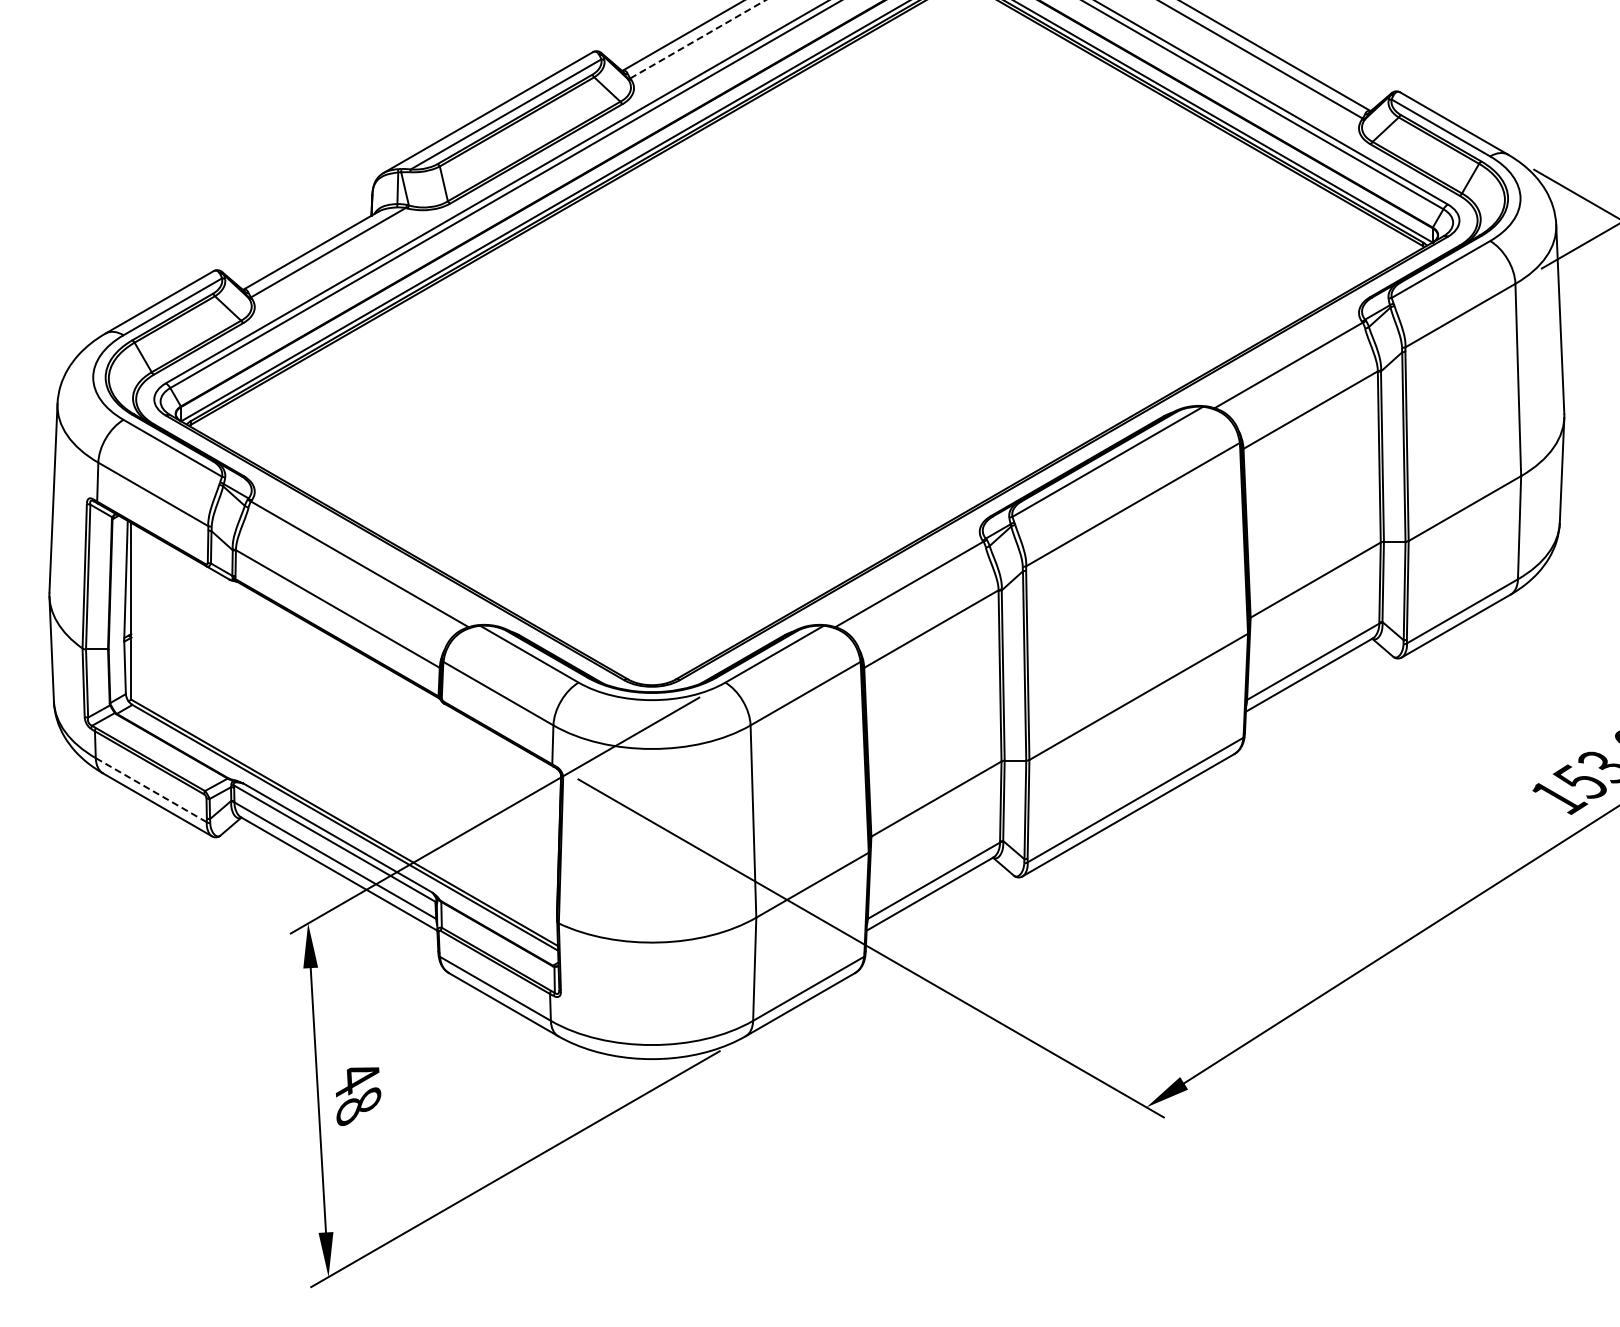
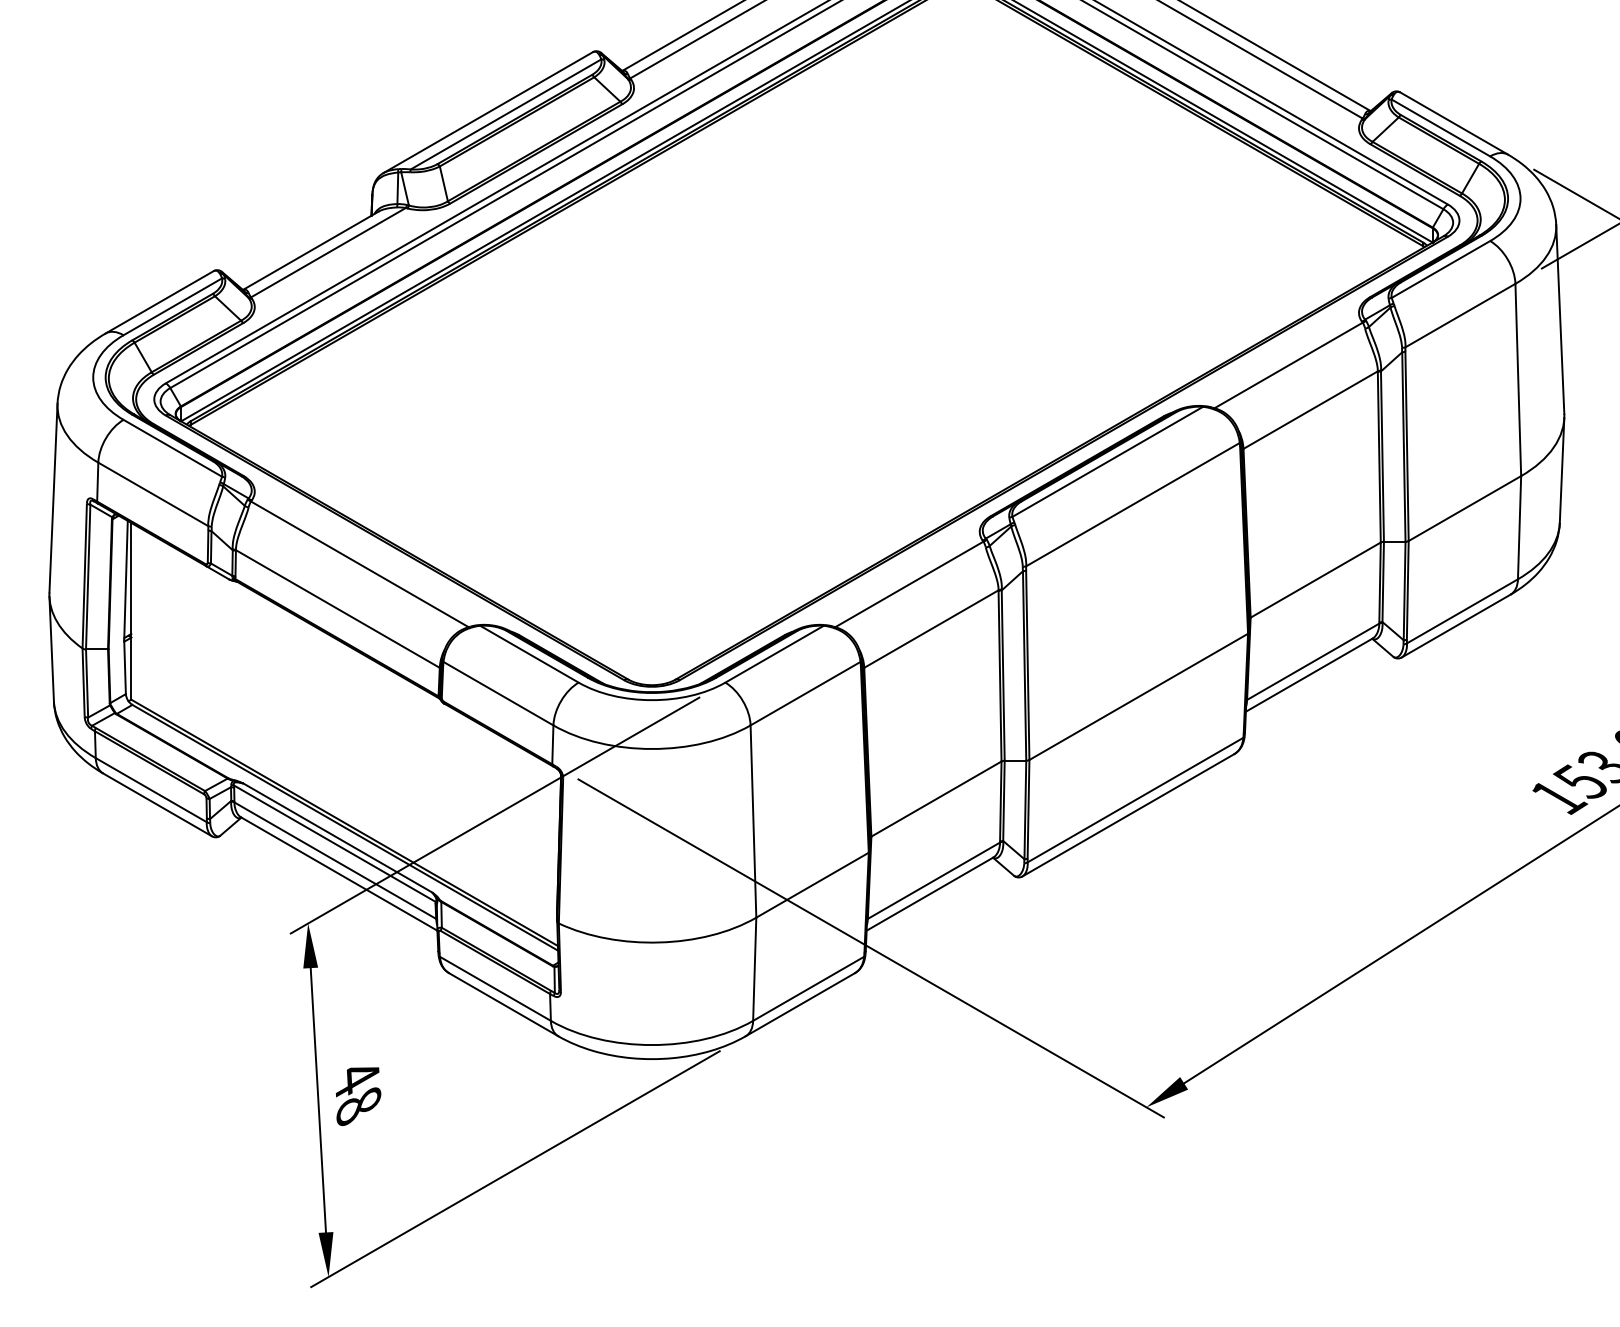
line: dashed -> solid (698, 39)
line: dashed -> solid (150, 789)
